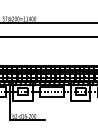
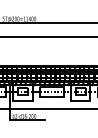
line: none -> present (48, 108)
